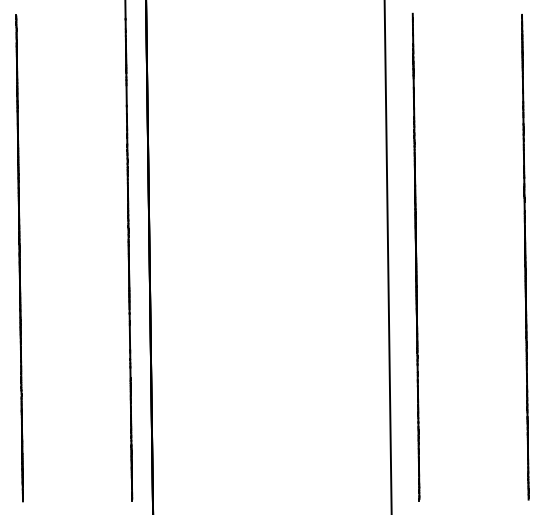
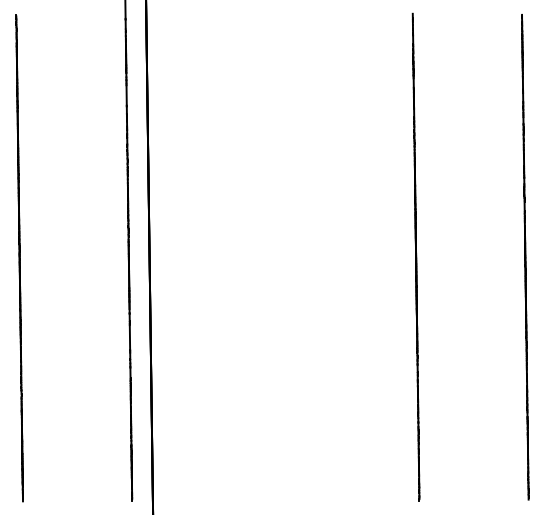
line: present -> none (387, 256)
